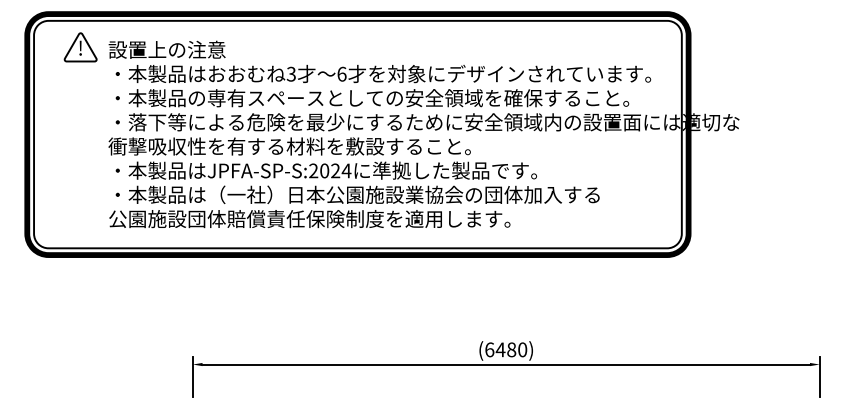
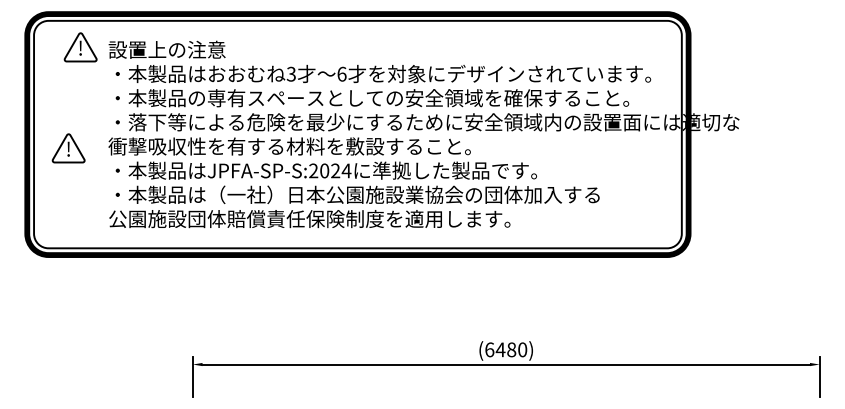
part: none -> present (68, 148)
